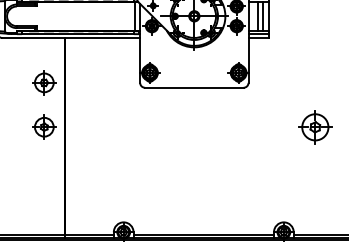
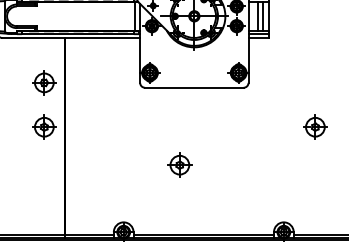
part size: 35x35 px -> 25x26 px (315, 126)
part: none -> present (179, 164)
